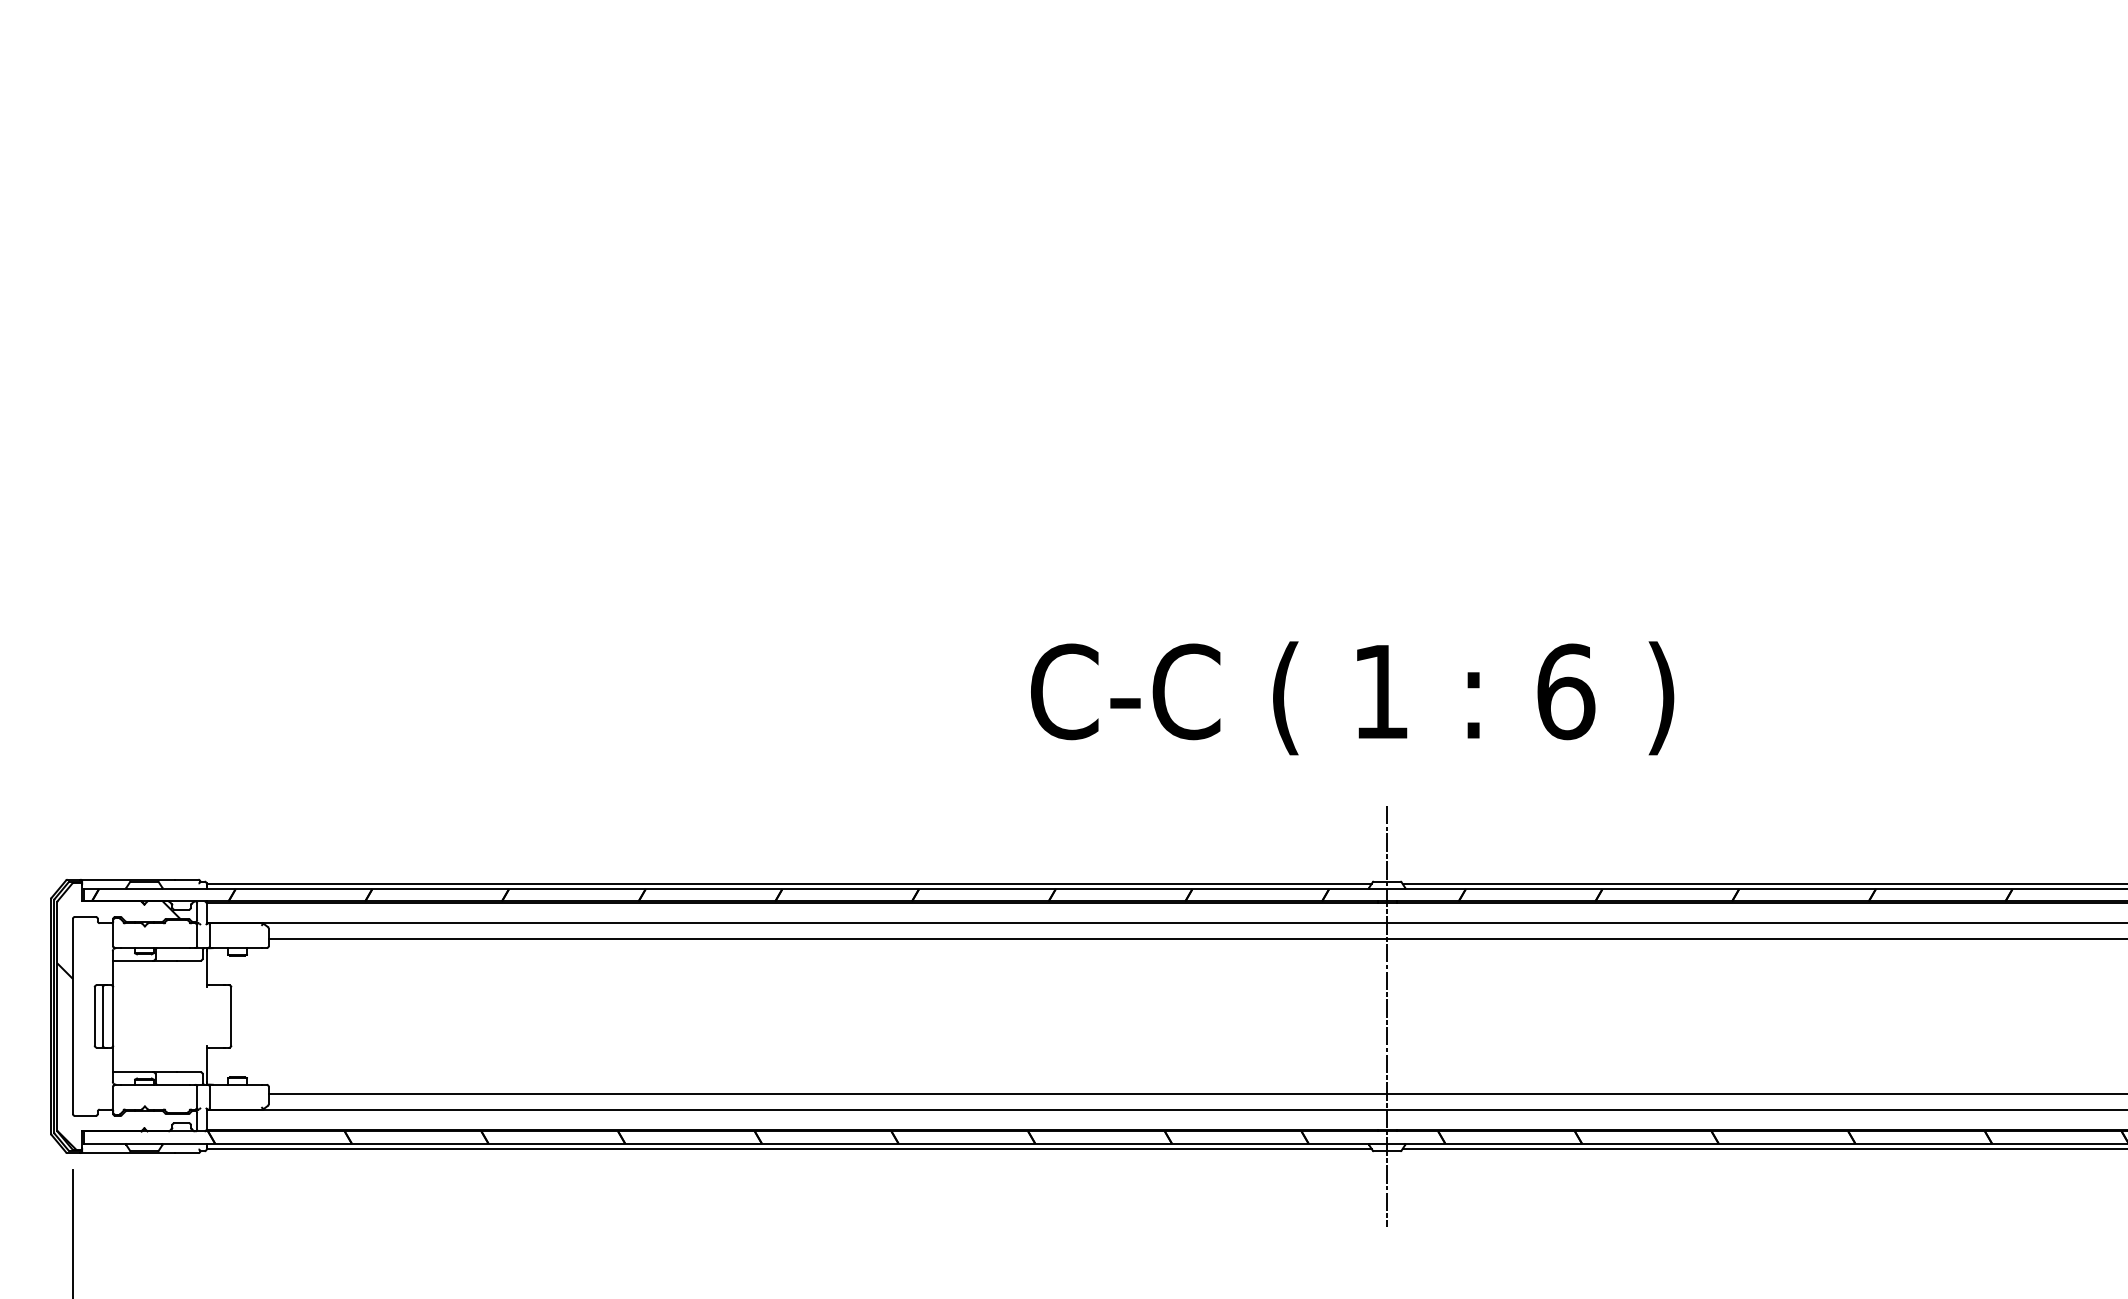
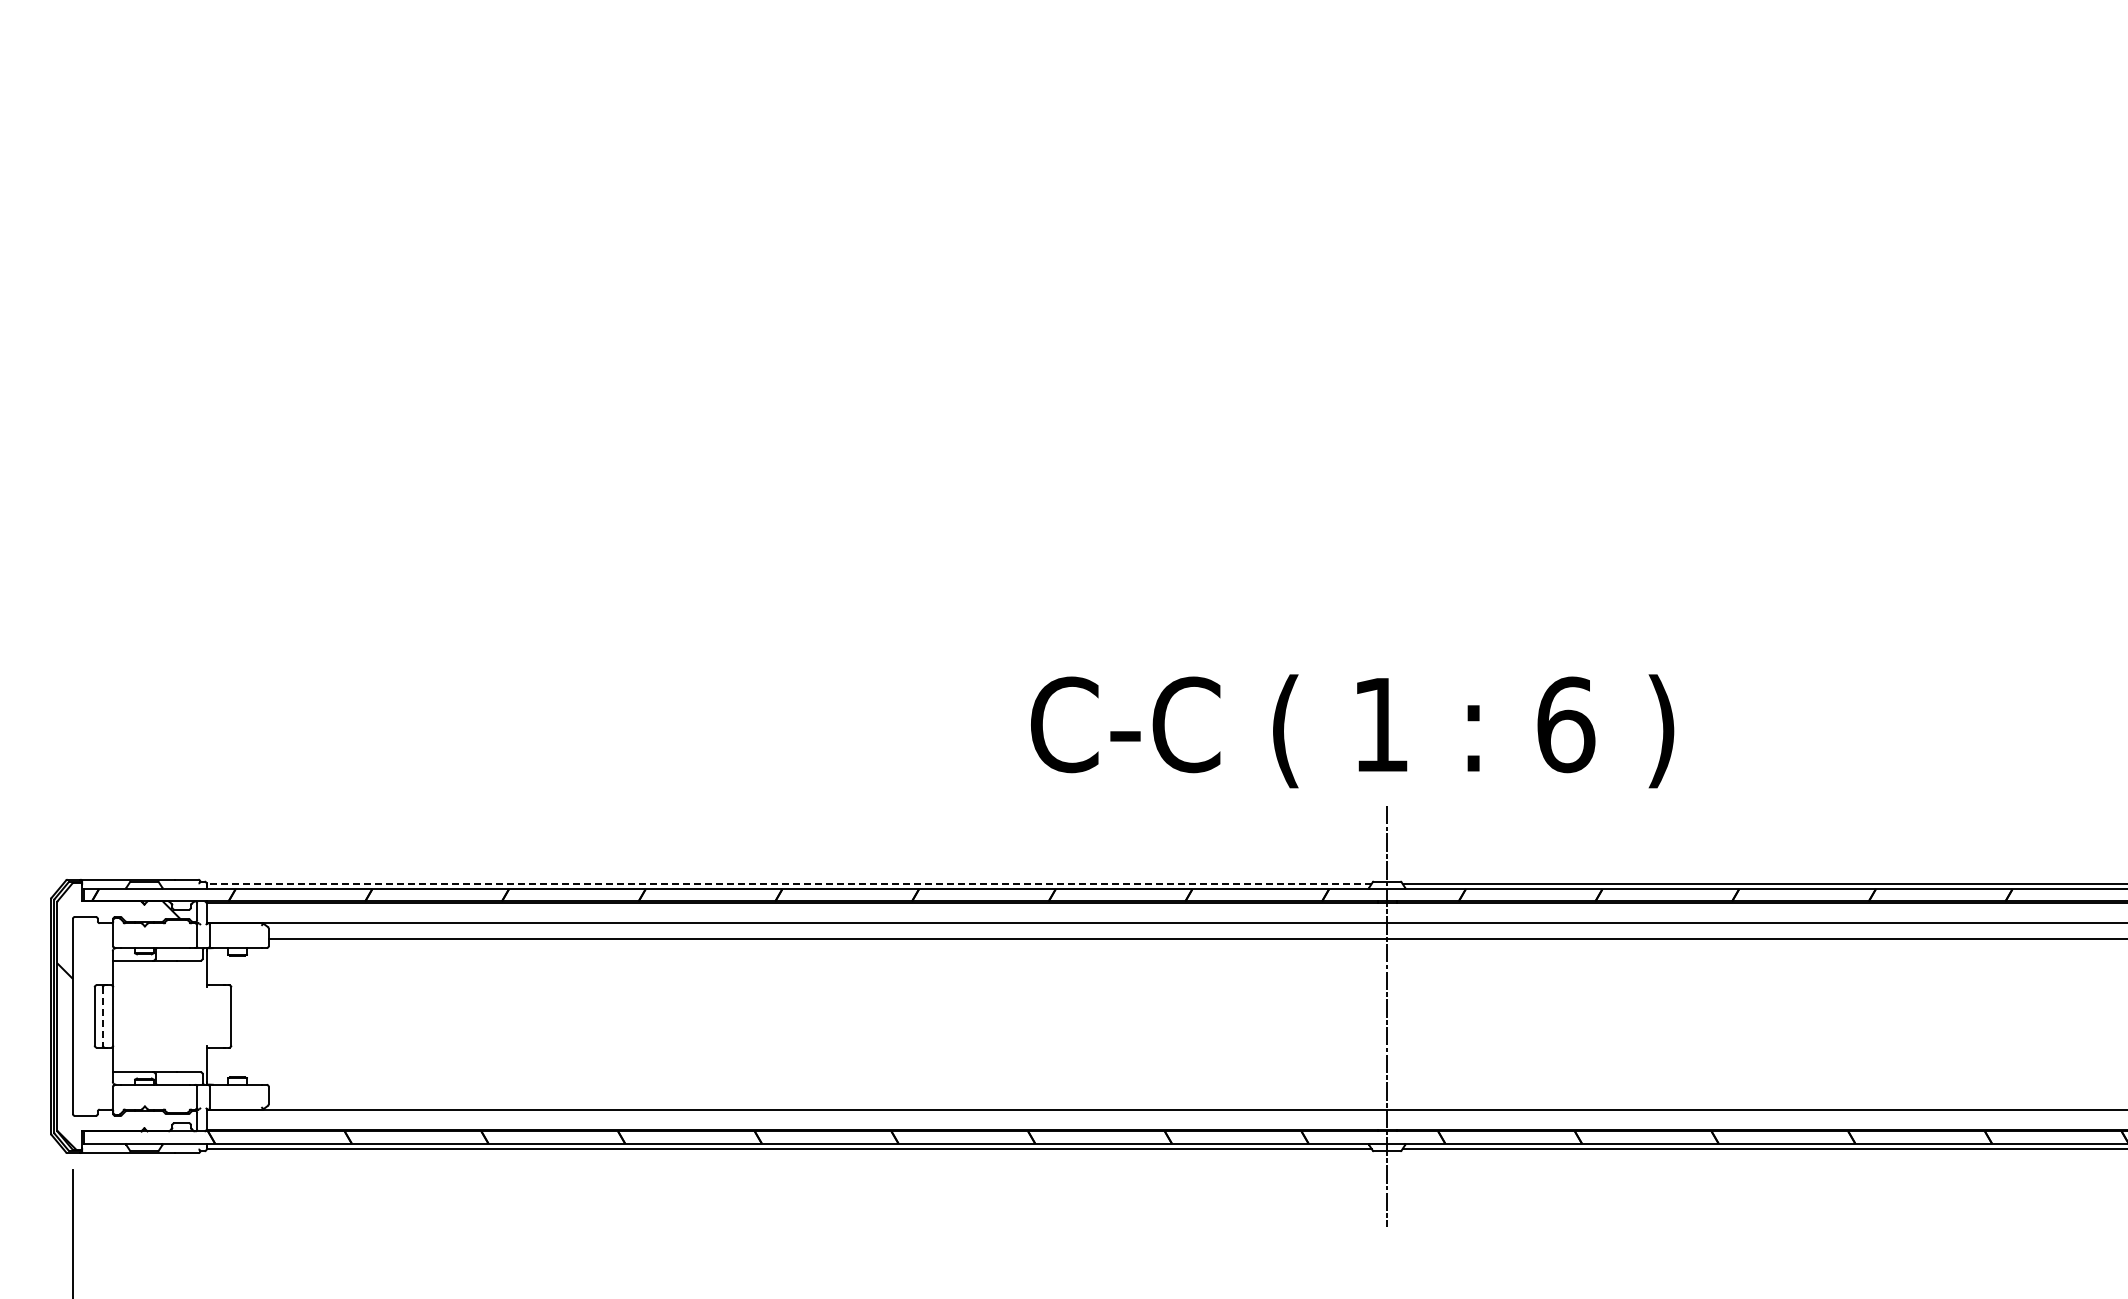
text position: (1352, 698) -> (1352, 731) (1352, 731)
line: solid -> dashed (789, 884)
line: solid -> dashed (102, 1016)
line: present -> none (1196, 1094)
